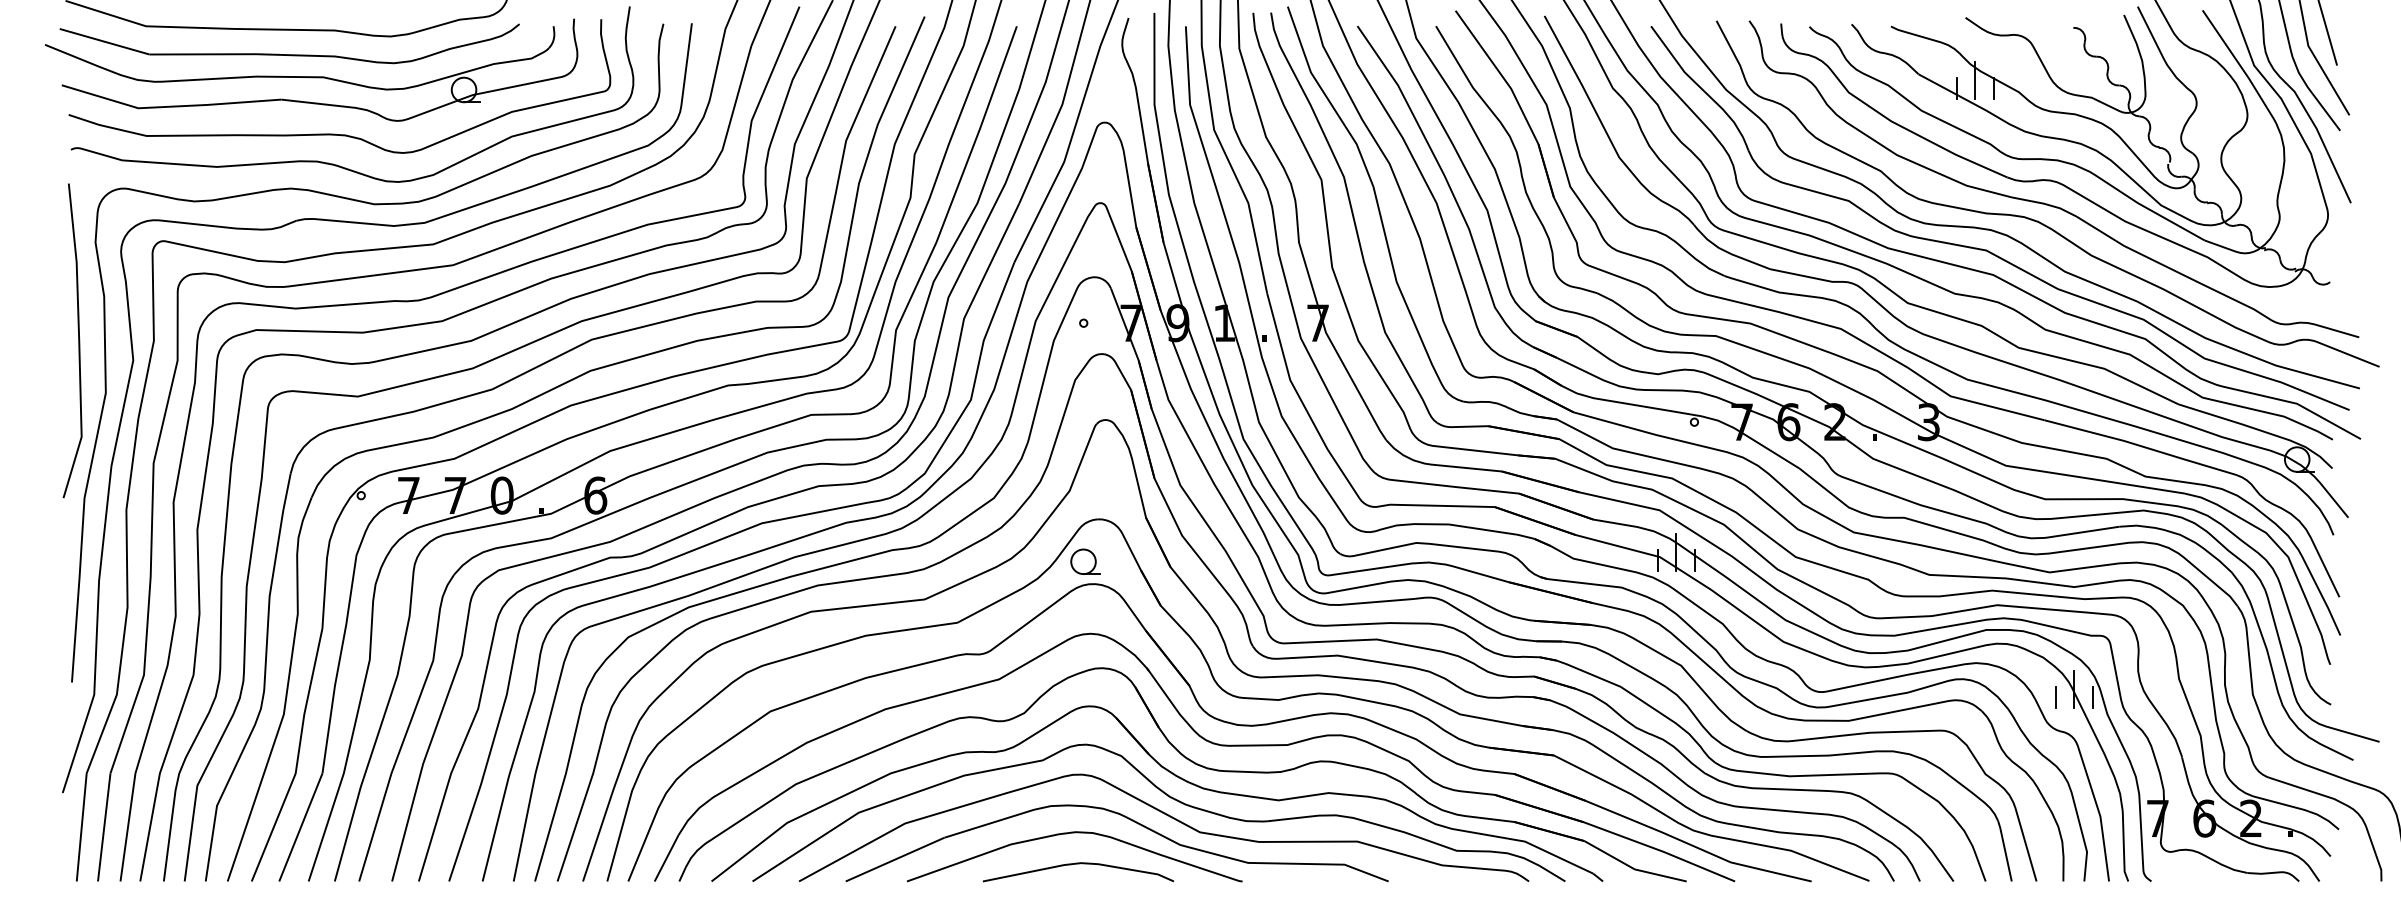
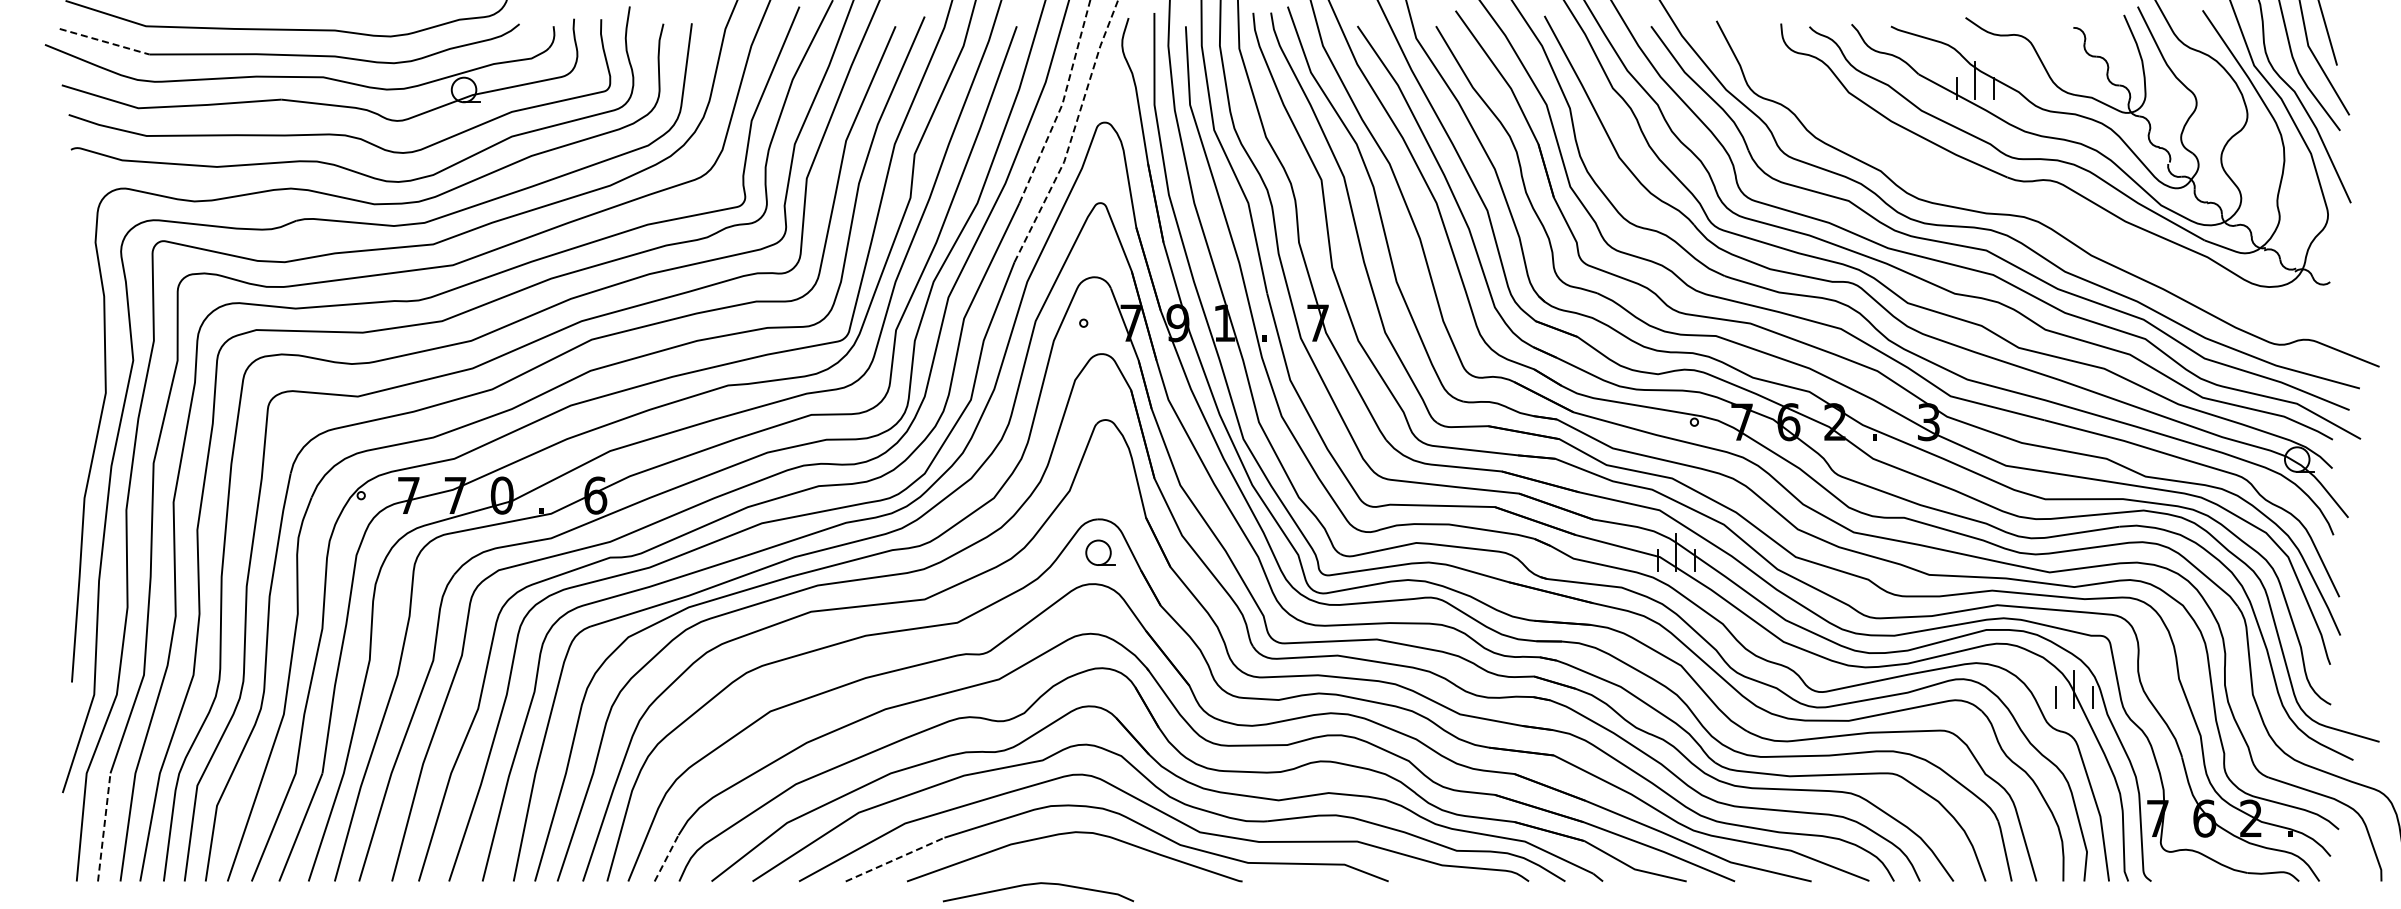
line: solid -> dashed (104, 41)
line: solid -> dashed (1062, 104)
line: solid -> dashed (1073, 133)
part: present -> none (2044, 202)
line: present -> none (78, 340)
part position: (1085, 561) -> (1100, 552) (1100, 552)
line: solid -> dashed (104, 826)
line: solid -> dashed (666, 857)
line: solid -> dashed (895, 859)
curve position: (1078, 864) -> (1038, 884) (1038, 884)
